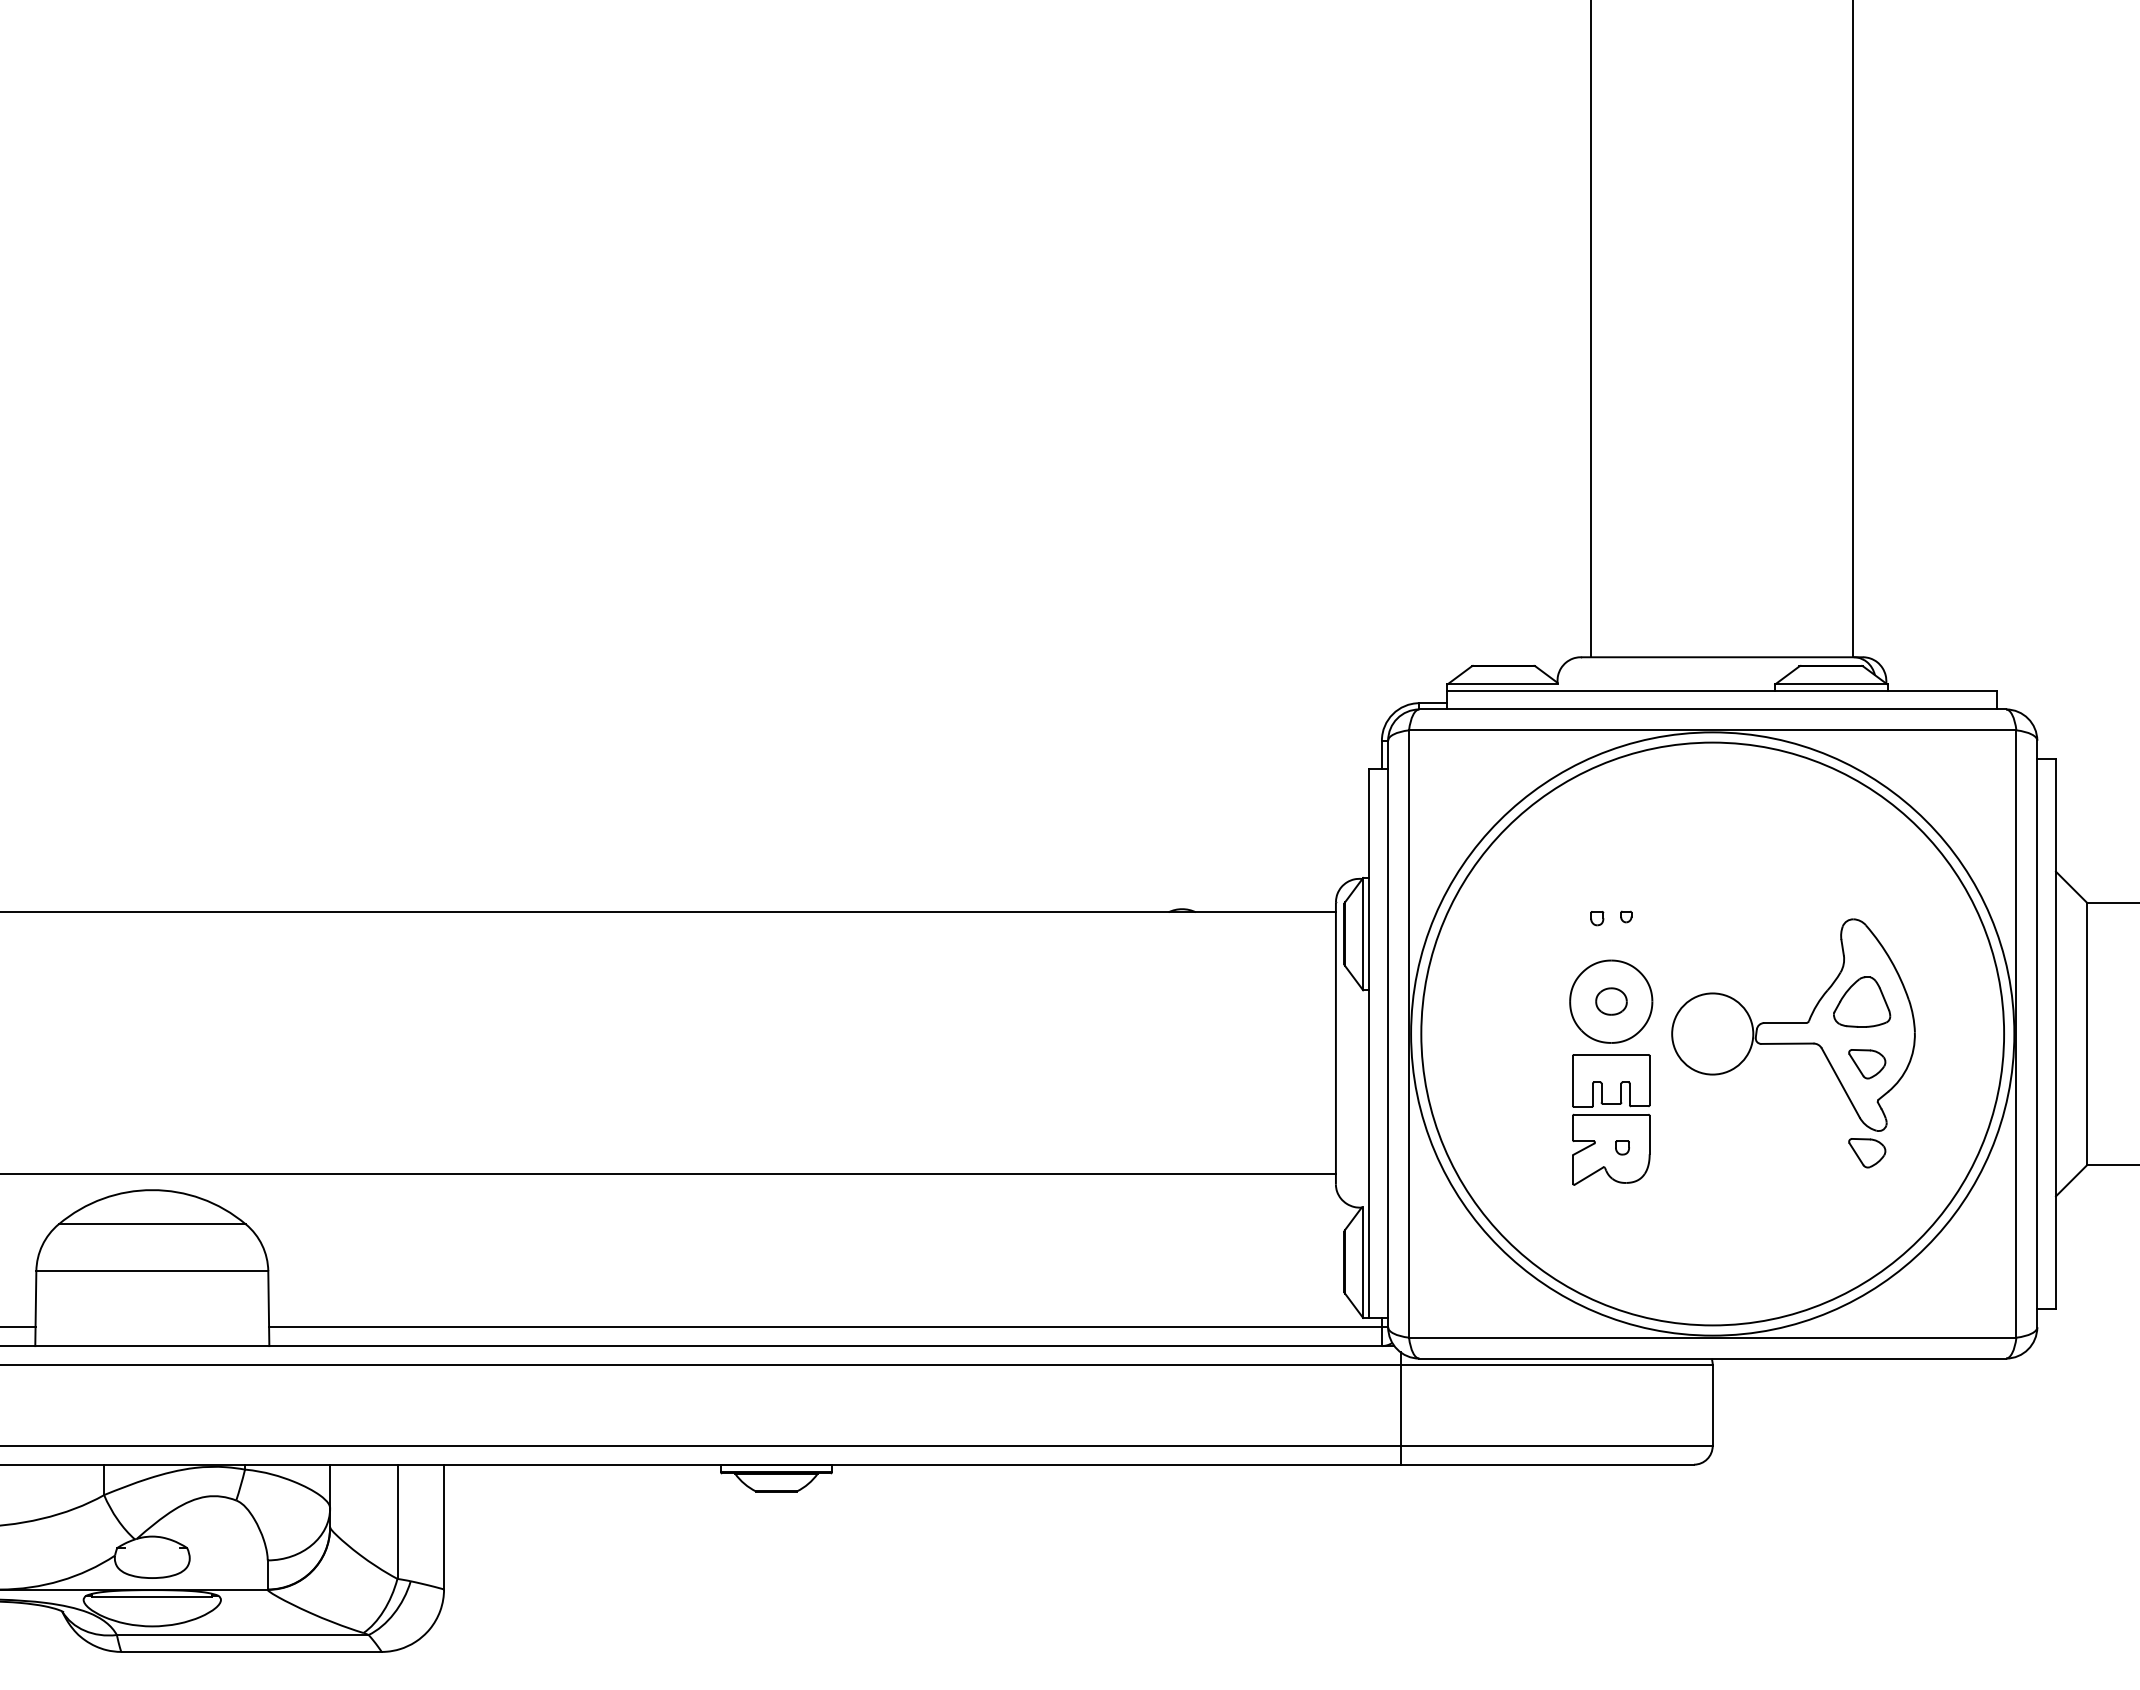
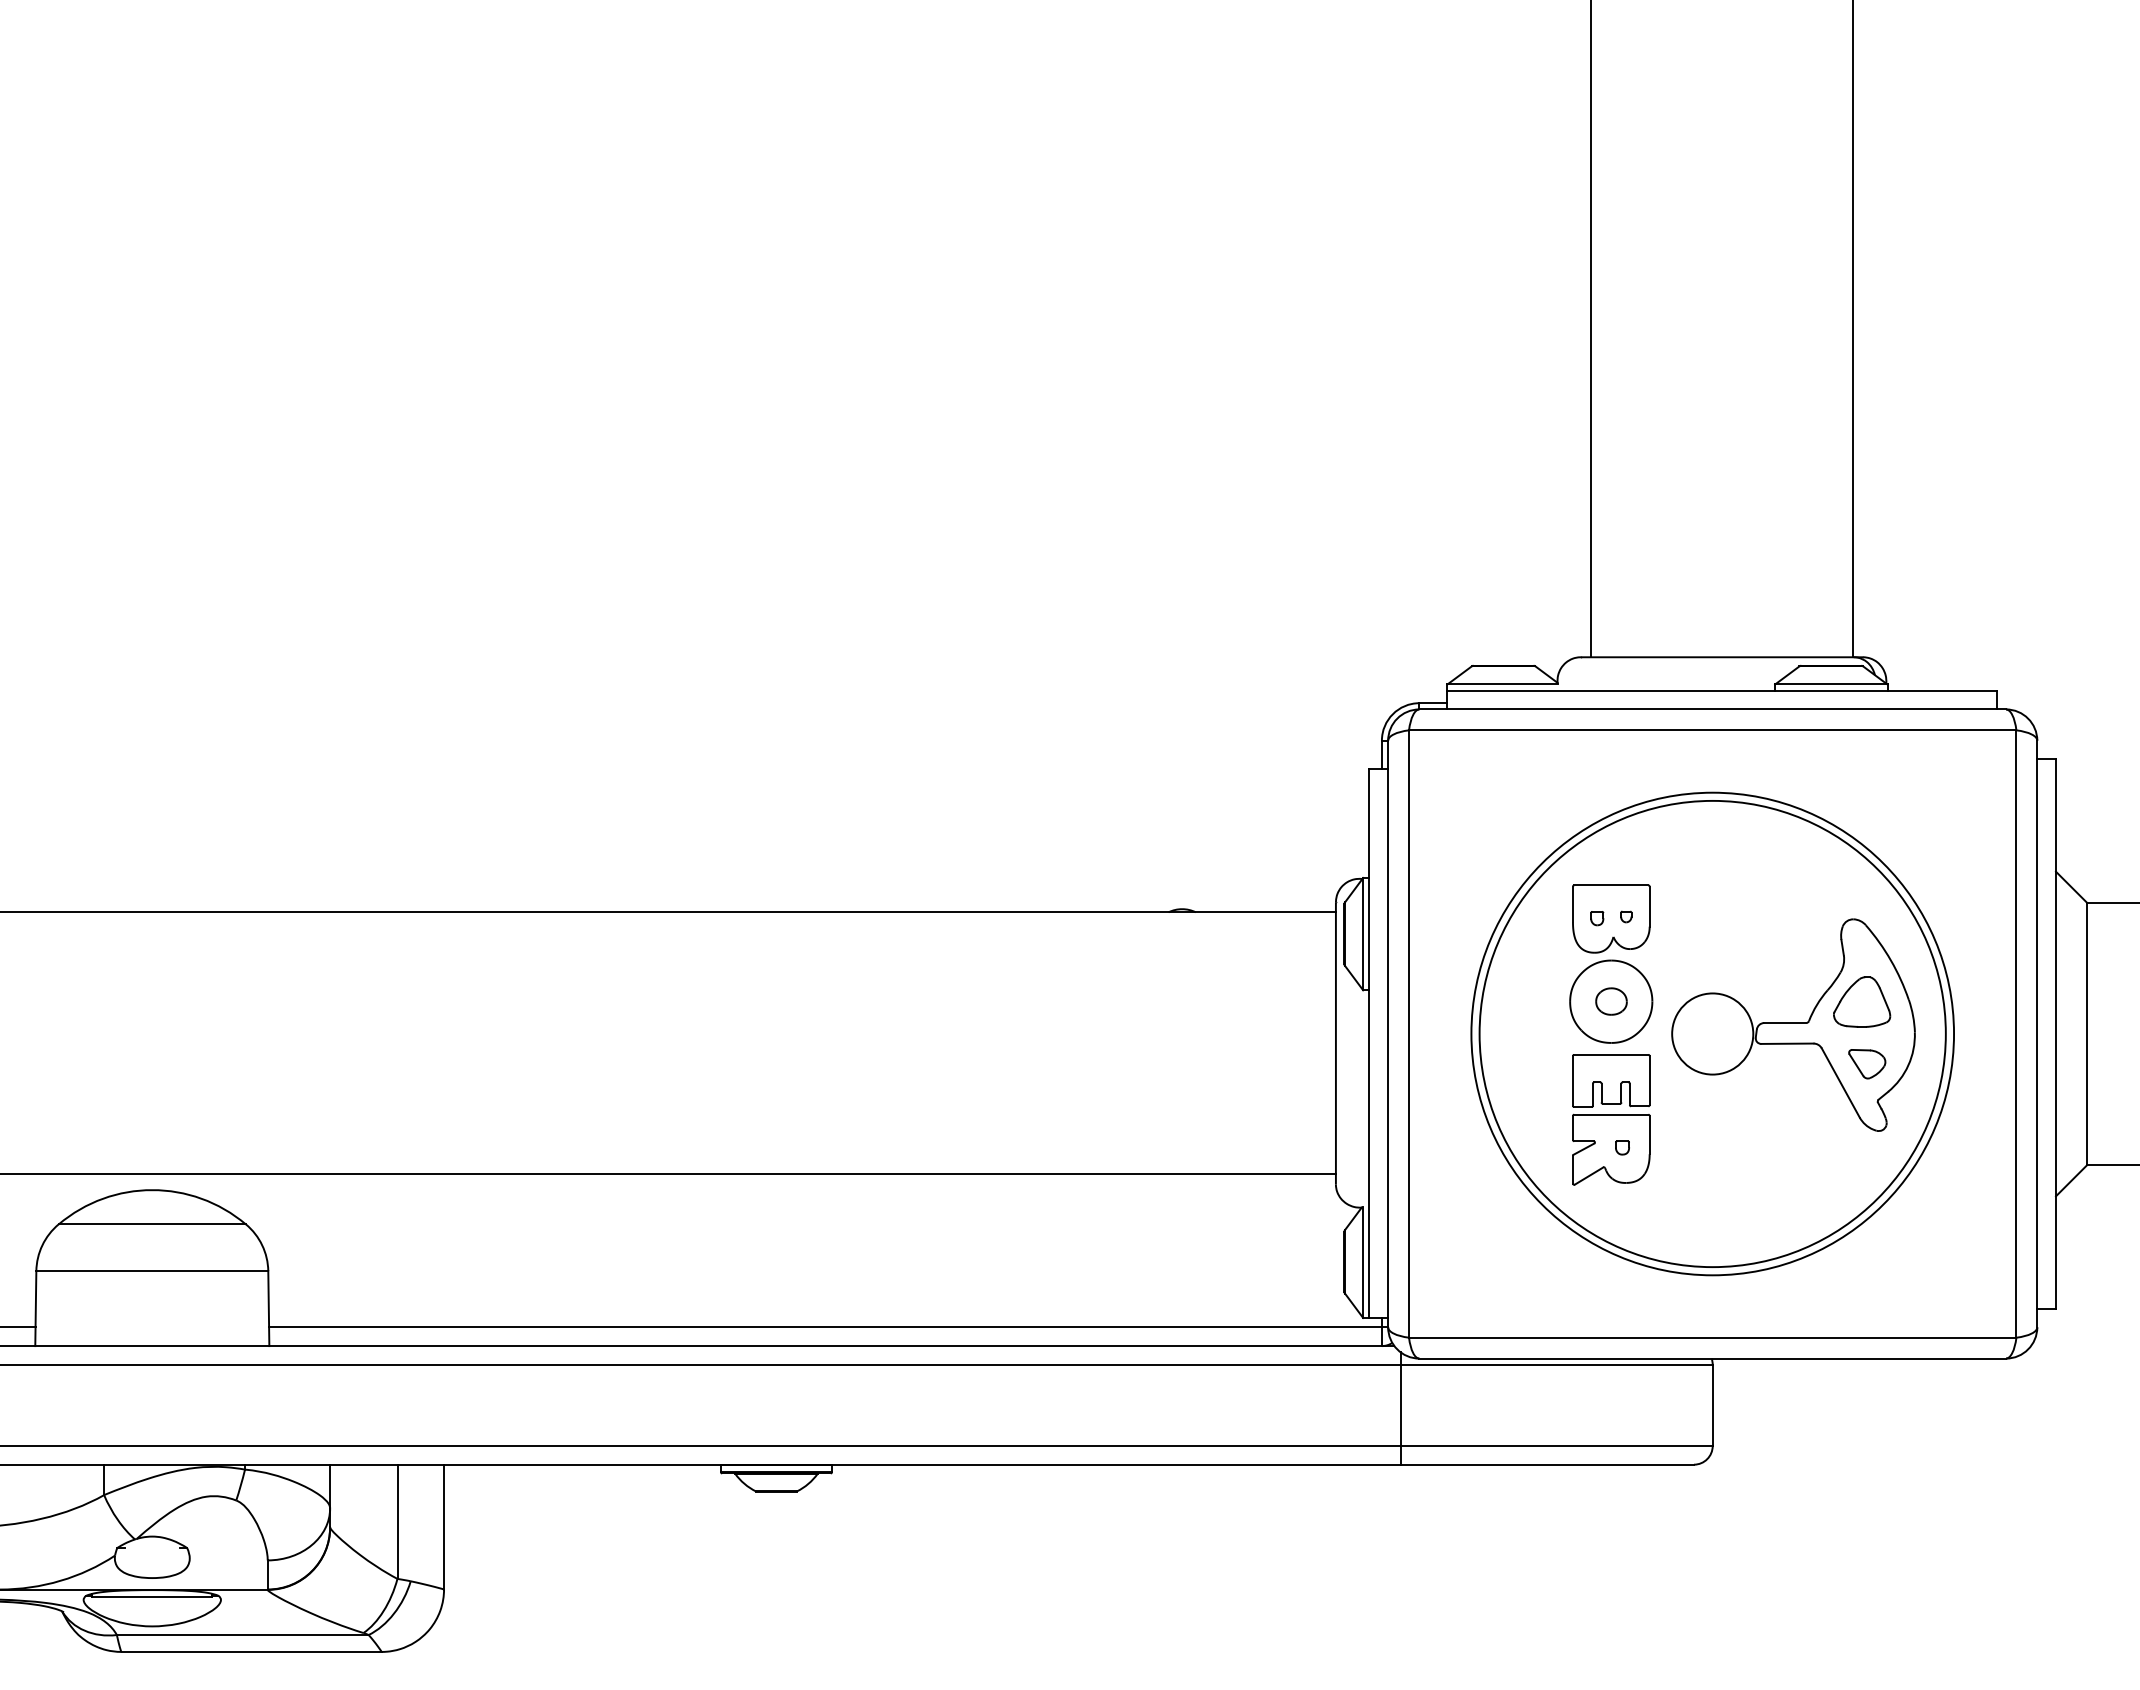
part: none -> present (1611, 918)
circle diameter: 583 px -> 466 px (1712, 1033)
circle diameter: 603 px -> 483 px (1712, 1033)
part: present -> none (1867, 1153)
